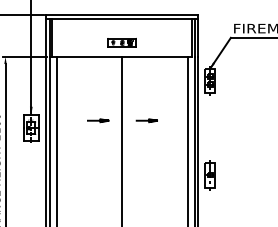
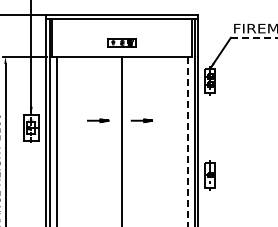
line: solid -> dashed (254, 37)
curve position: (146, 120) -> (141, 120) (141, 120)
line: solid -> dashed (187, 141)
